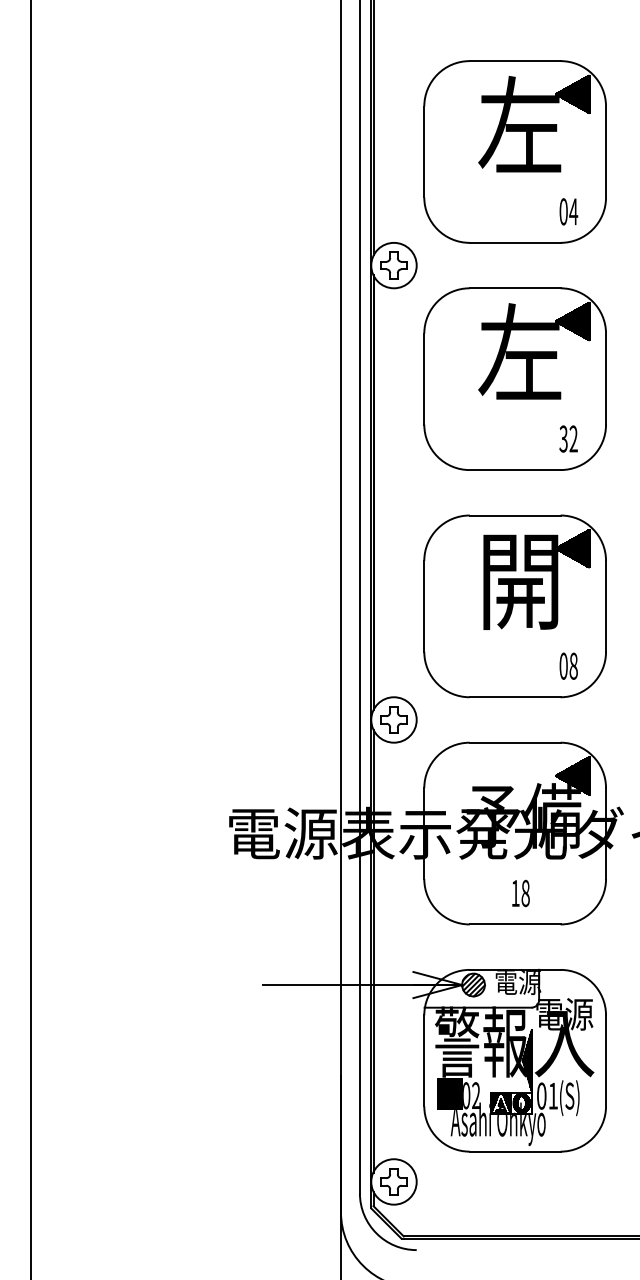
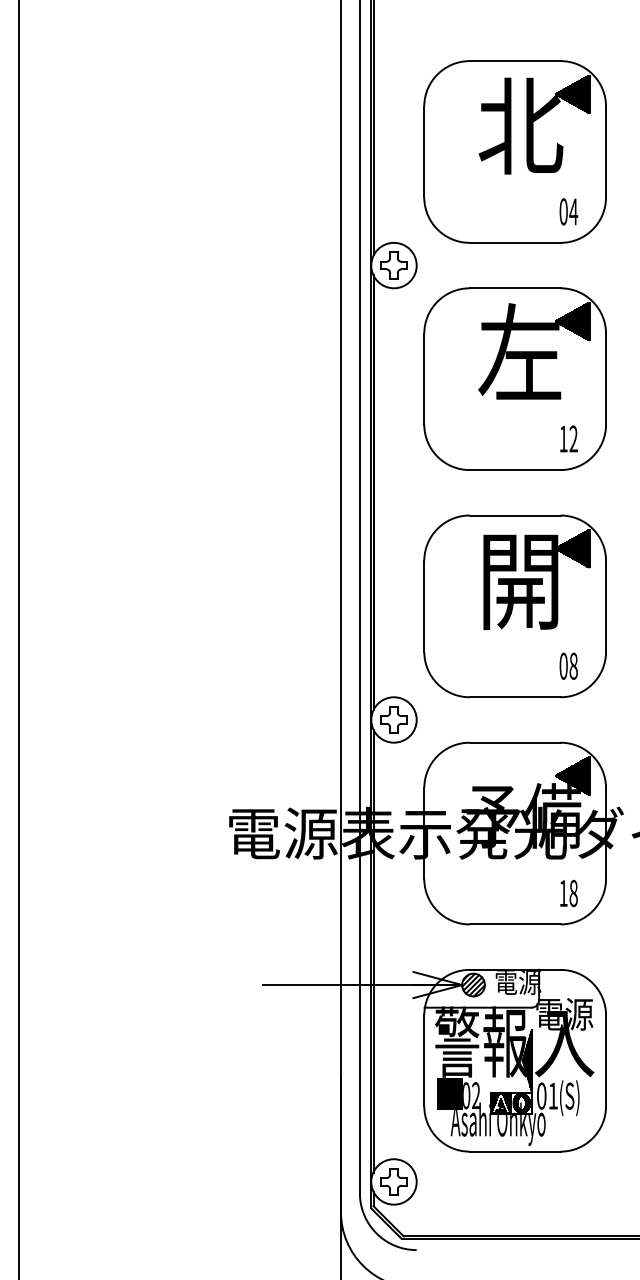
text: 左 -> 北 (520, 124)
text: 32 -> 12 (563, 438)
line position: (31, 639) -> (19, 639) (19, 639)
text position: (520, 893) -> (568, 893) (568, 893)
